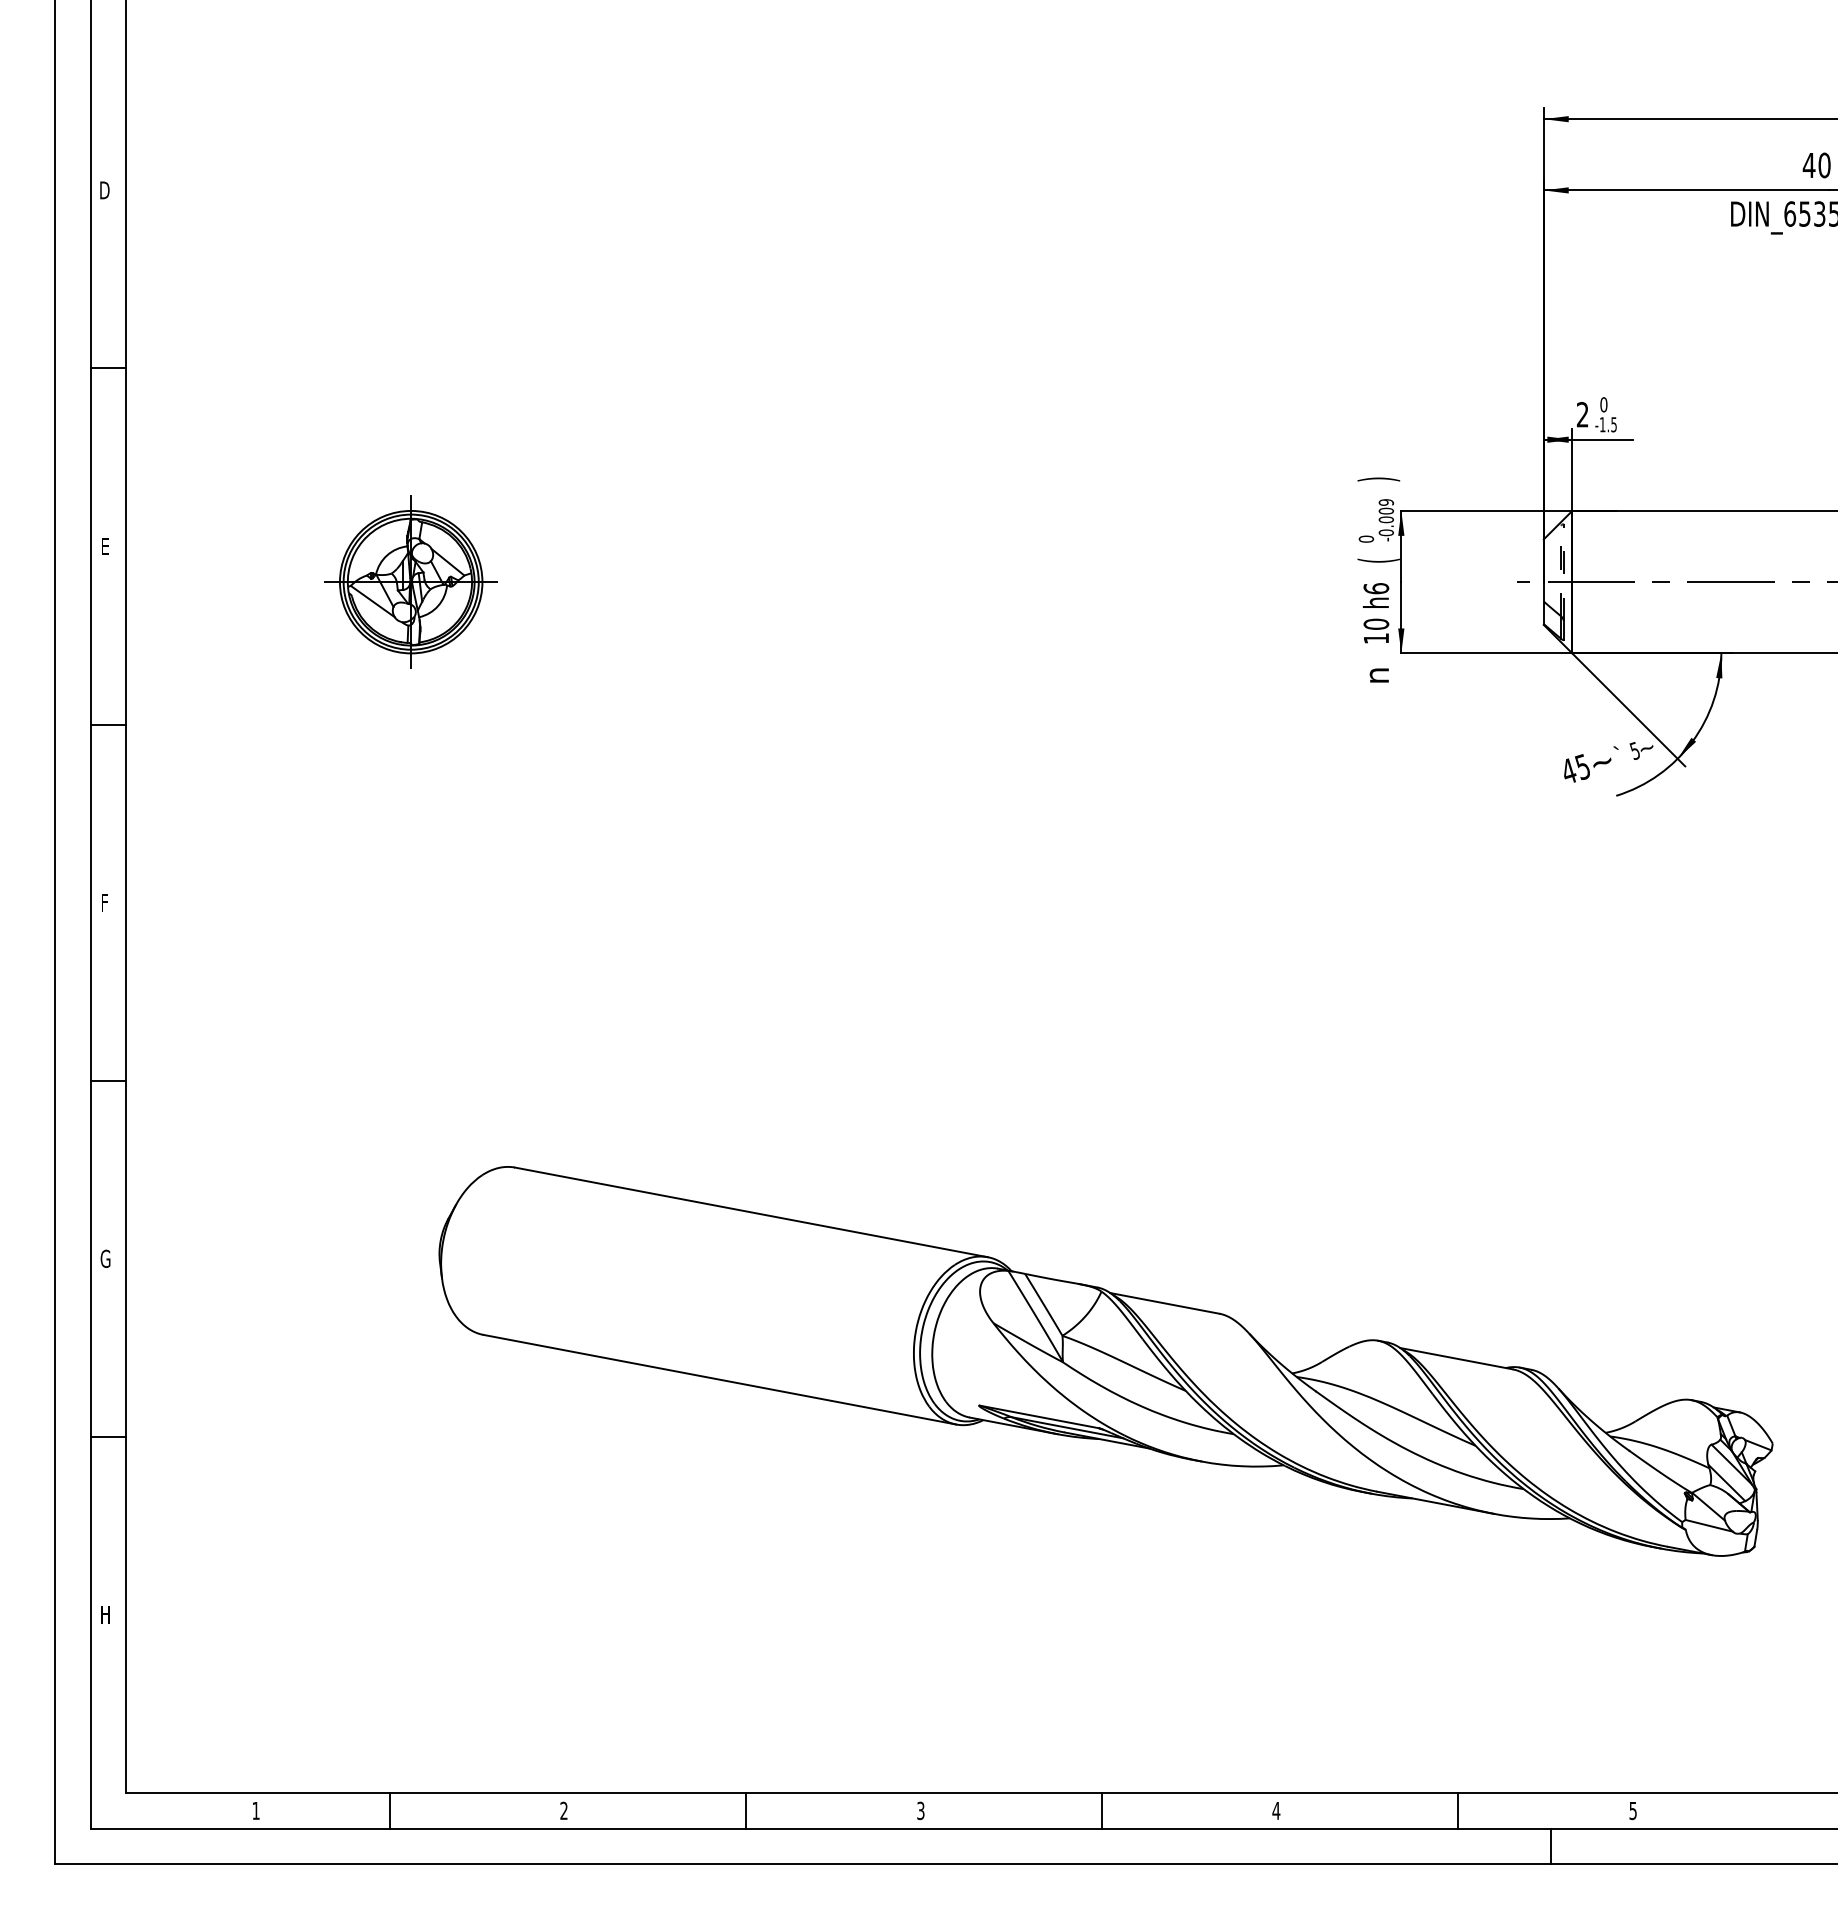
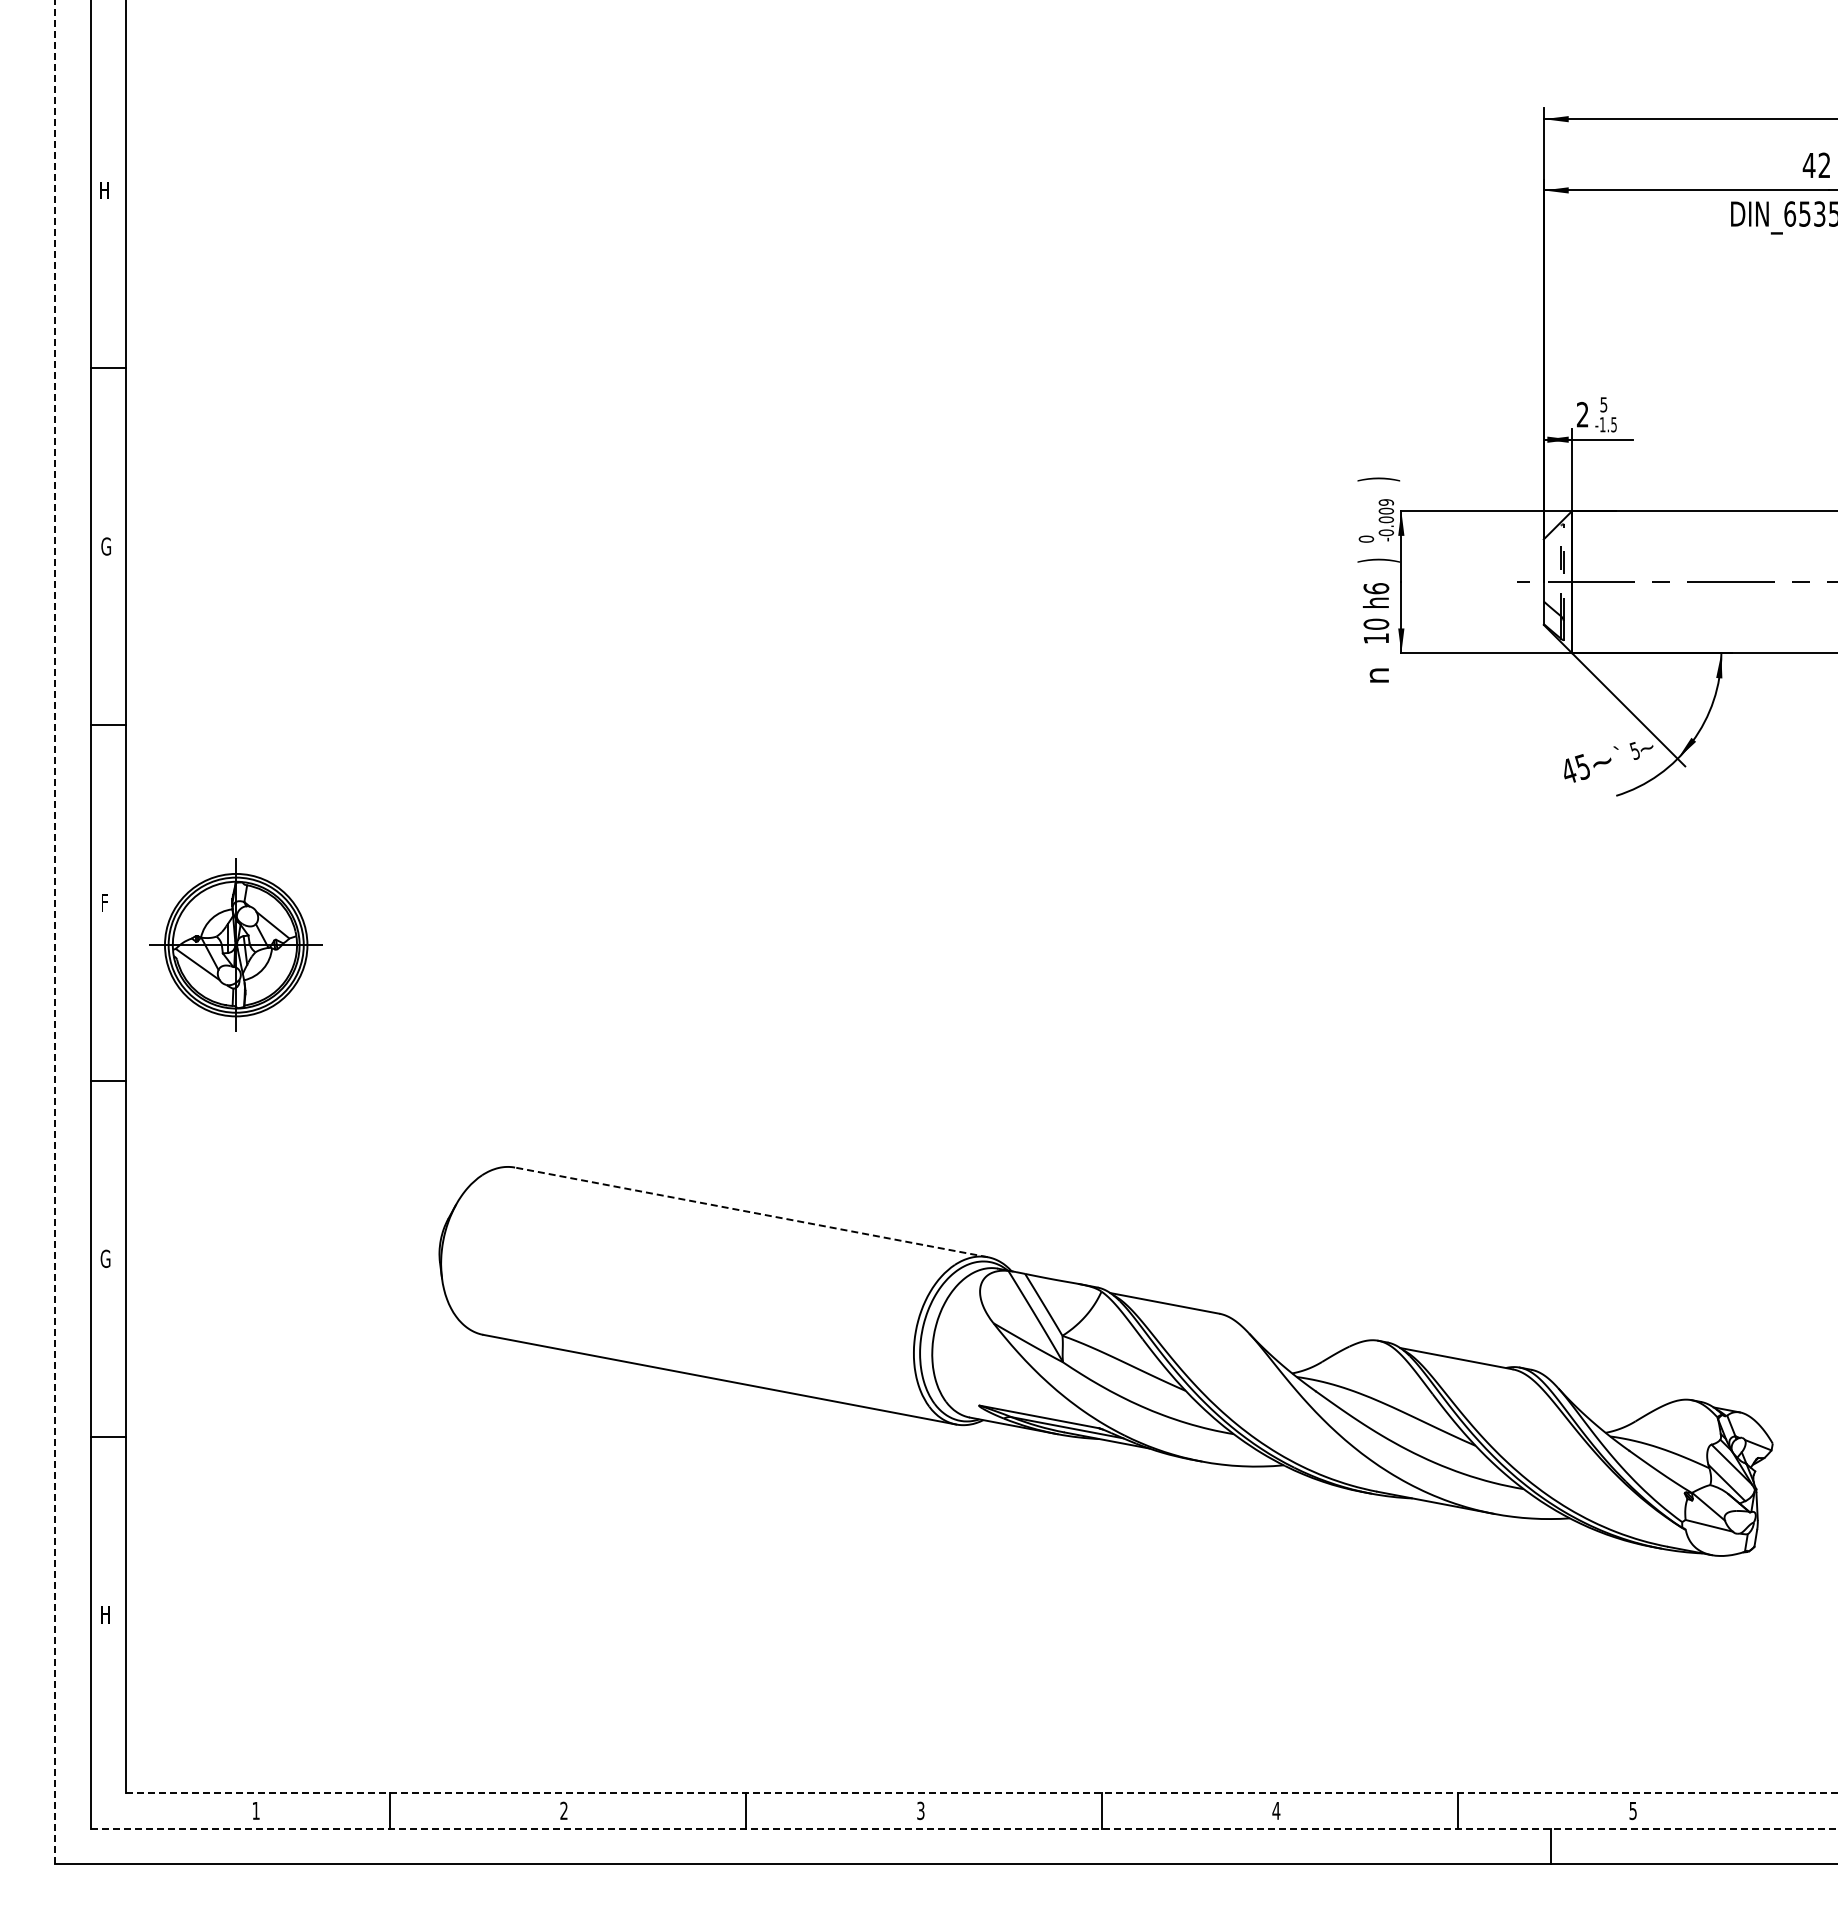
text: 40 -> 42 (1824, 165)
text: D -> H (104, 190)
text: 0 -> 5 (1603, 404)
text: E -> G (105, 546)
text: ( -> ) (1378, 560)
part position: (410, 581) -> (235, 944) (235, 944)
line: solid -> dashed (55, 932)
line: solid -> dashed (751, 1212)
line: solid -> dashed (982, 1793)
line: solid -> dashed (964, 1828)
